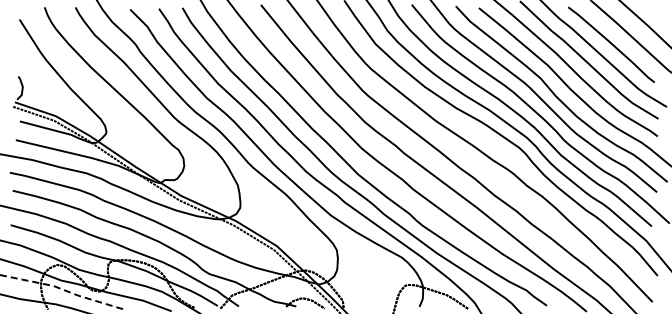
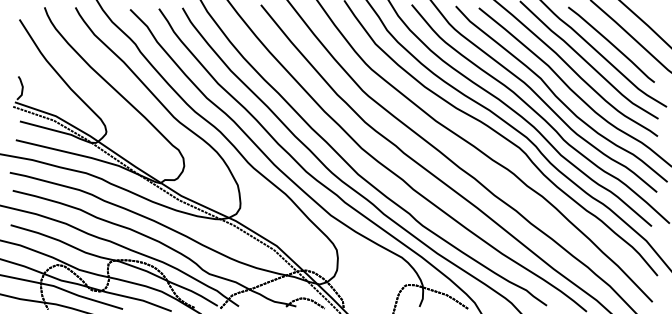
line: dashed -> solid (62, 289)
